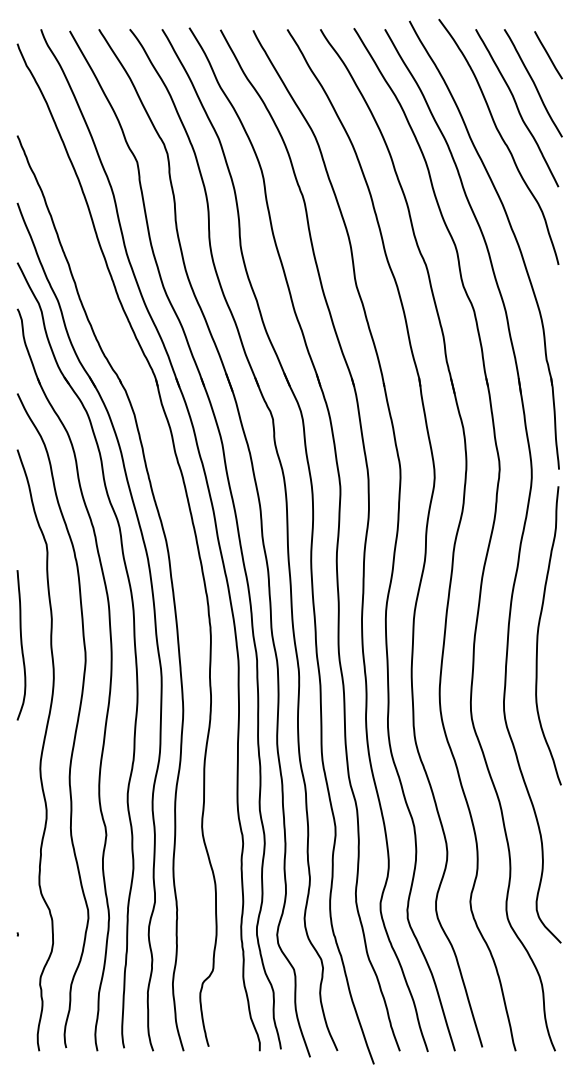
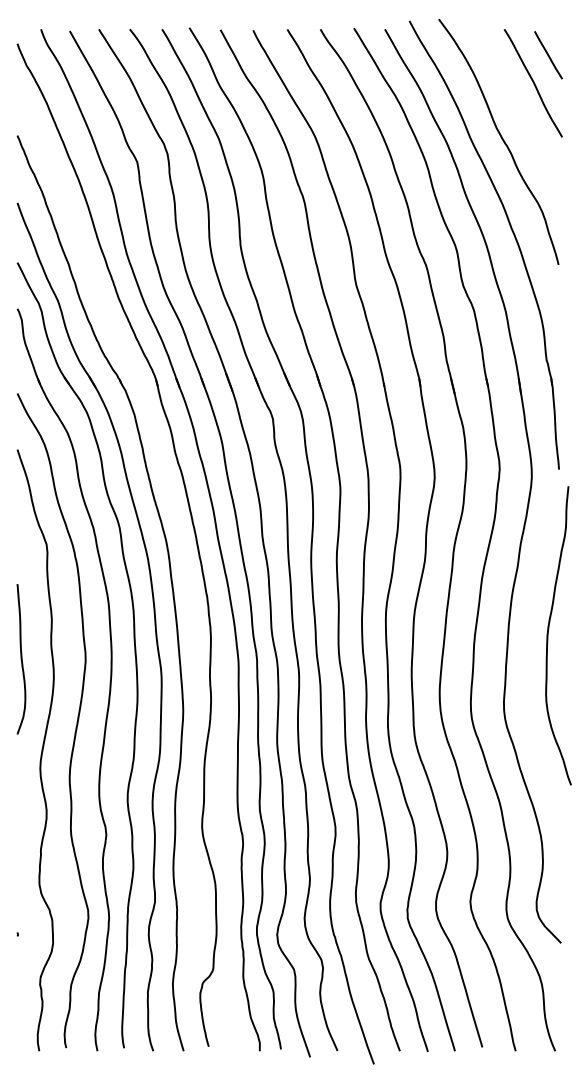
curve: present -> none (517, 108)
curve position: (538, 635) -> (548, 635) (548, 635)
curve position: (21, 645) -> (21, 659) (21, 659)
